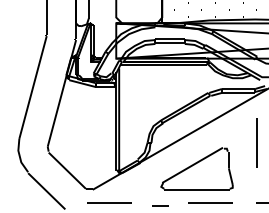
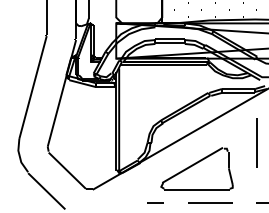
line: present -> none (109, 202)
line position: (160, 205) -> (155, 202) (155, 202)
